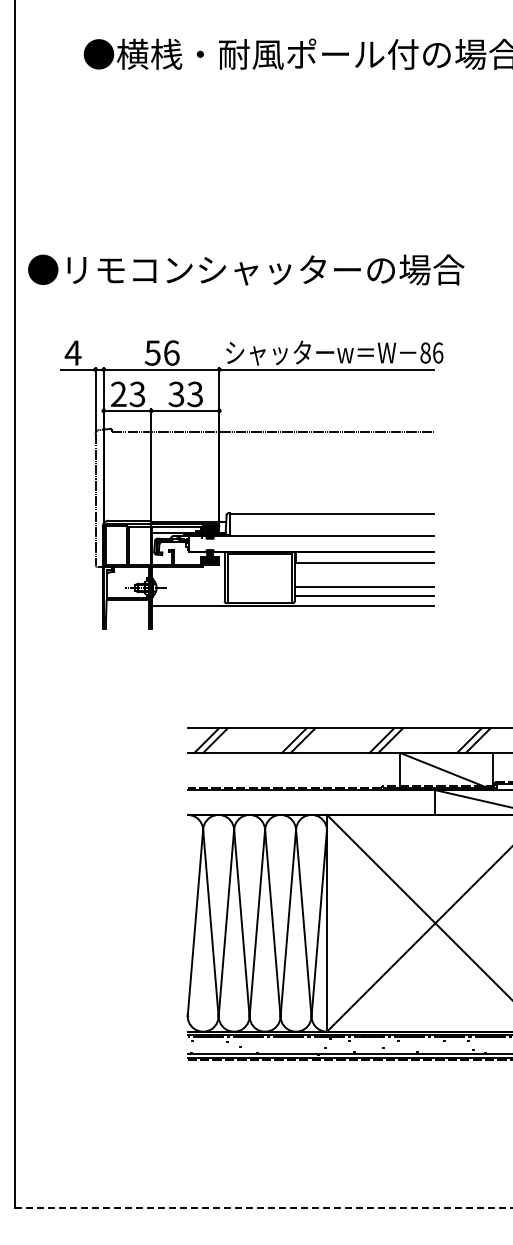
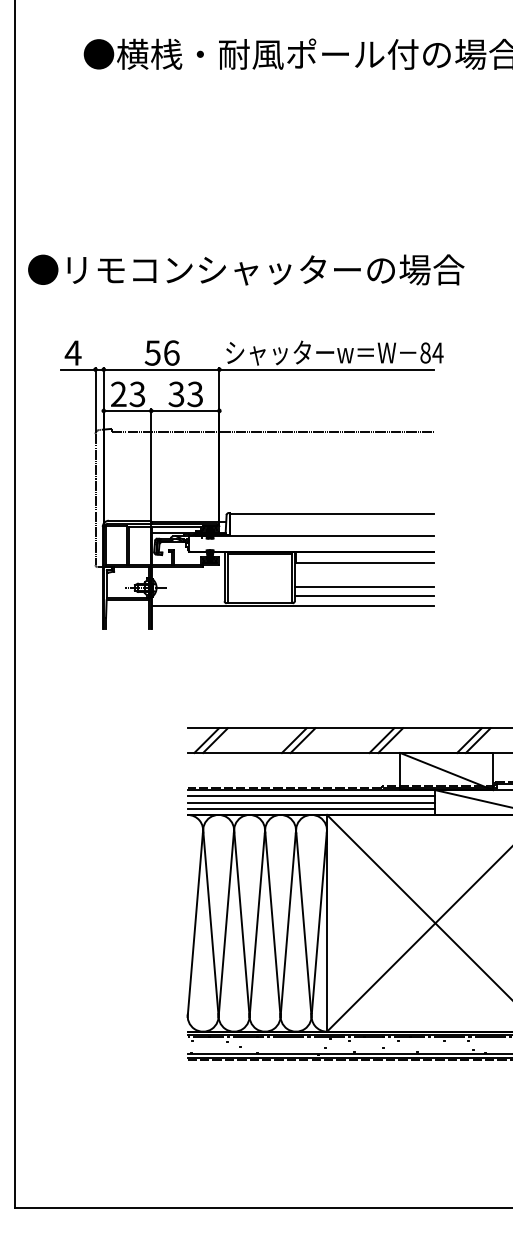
text: 86 -> 84 (437, 352)
line: none -> present (311, 796)
line: none -> present (311, 802)
line: none -> present (311, 808)
line: dashed -> solid (264, 1207)
